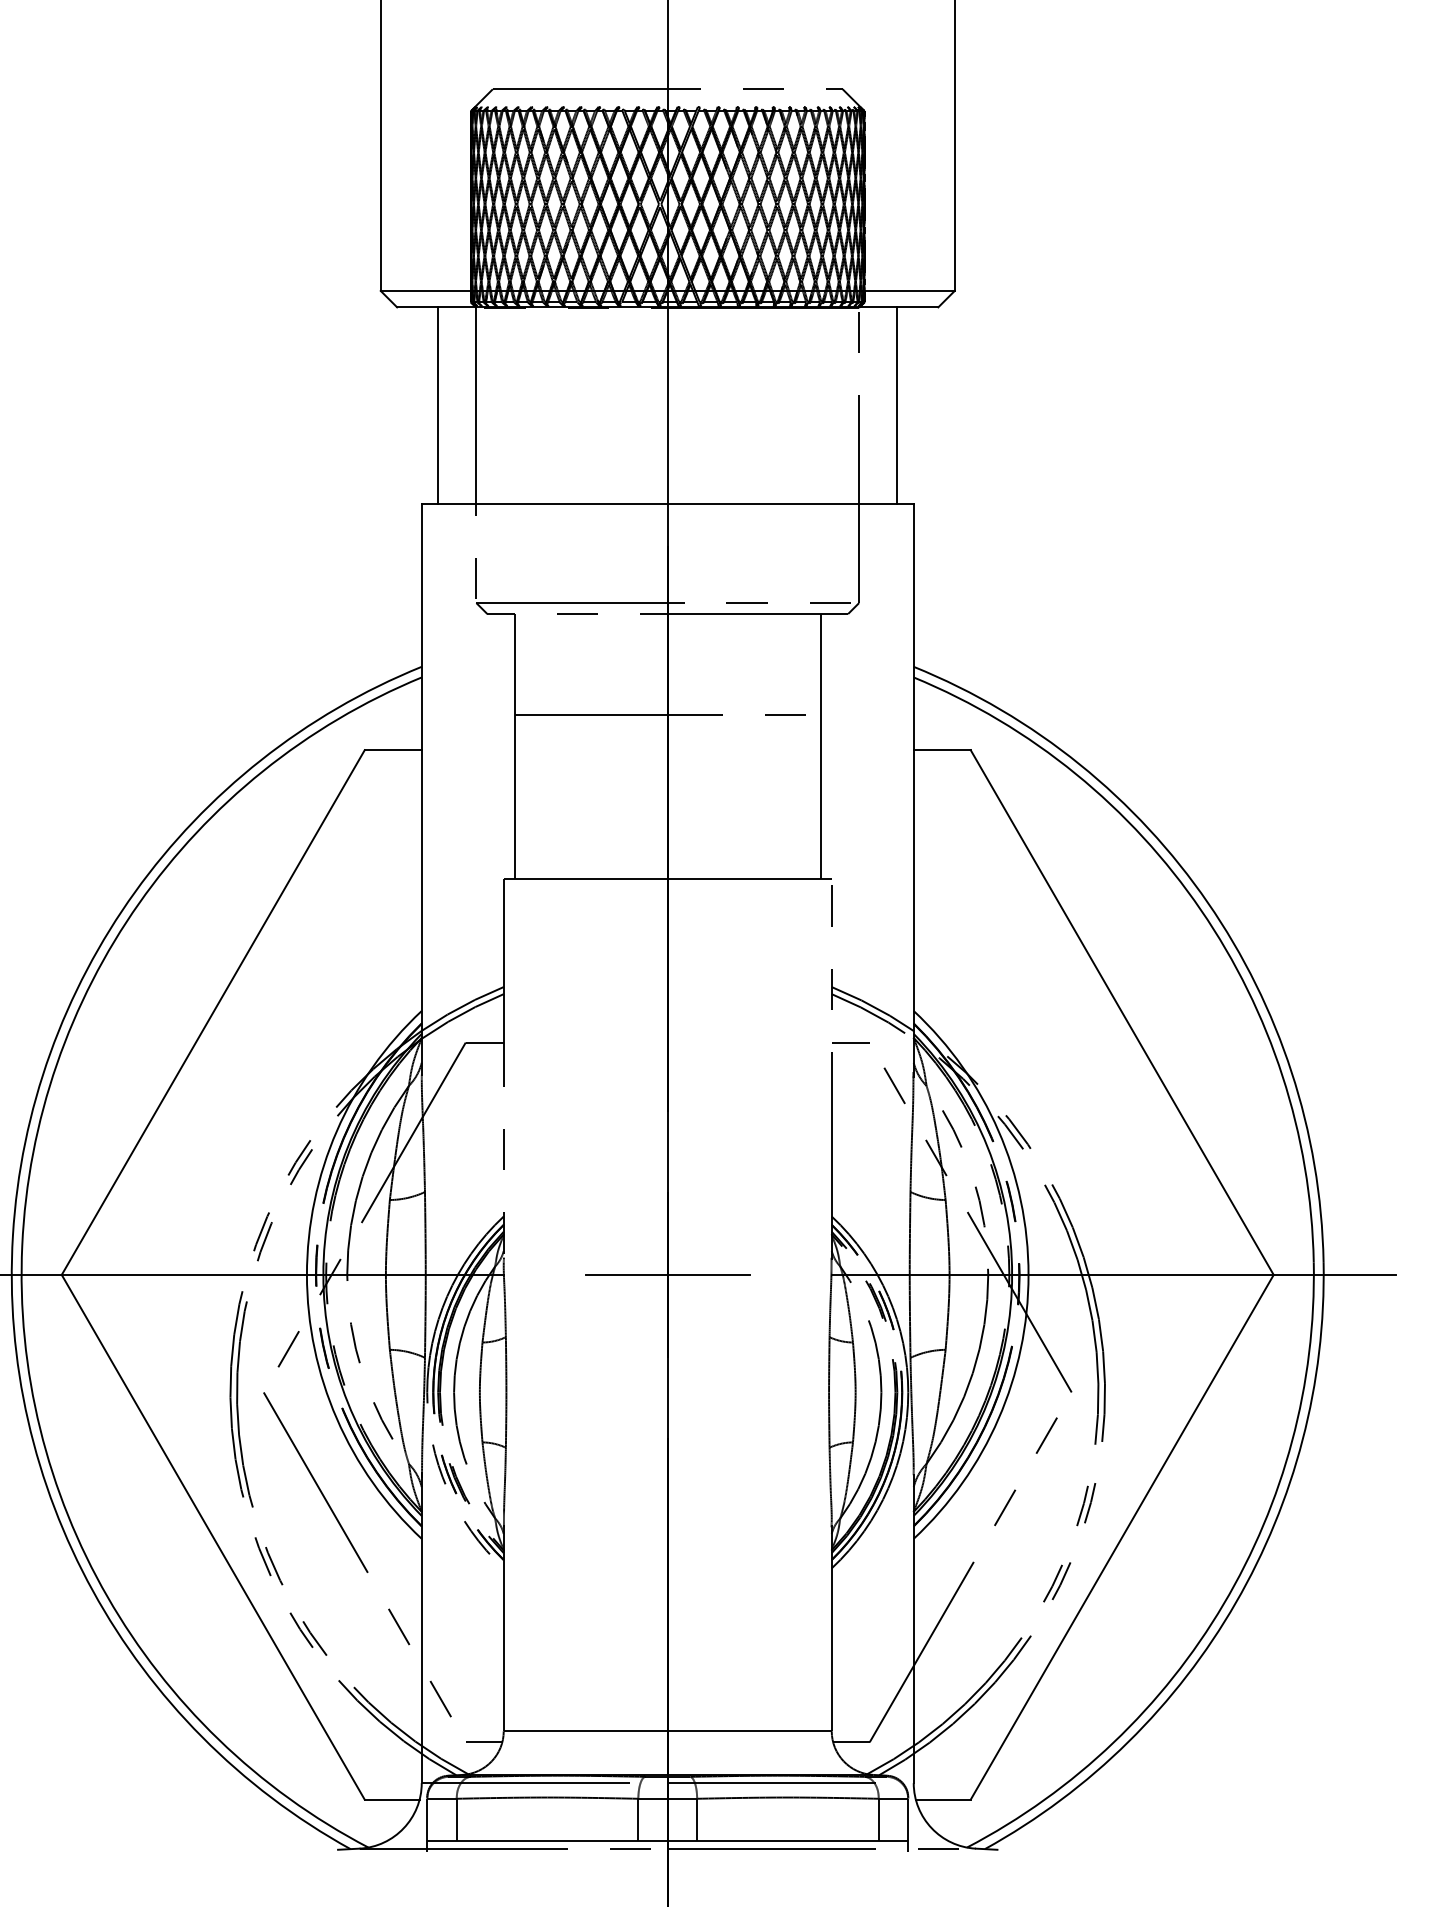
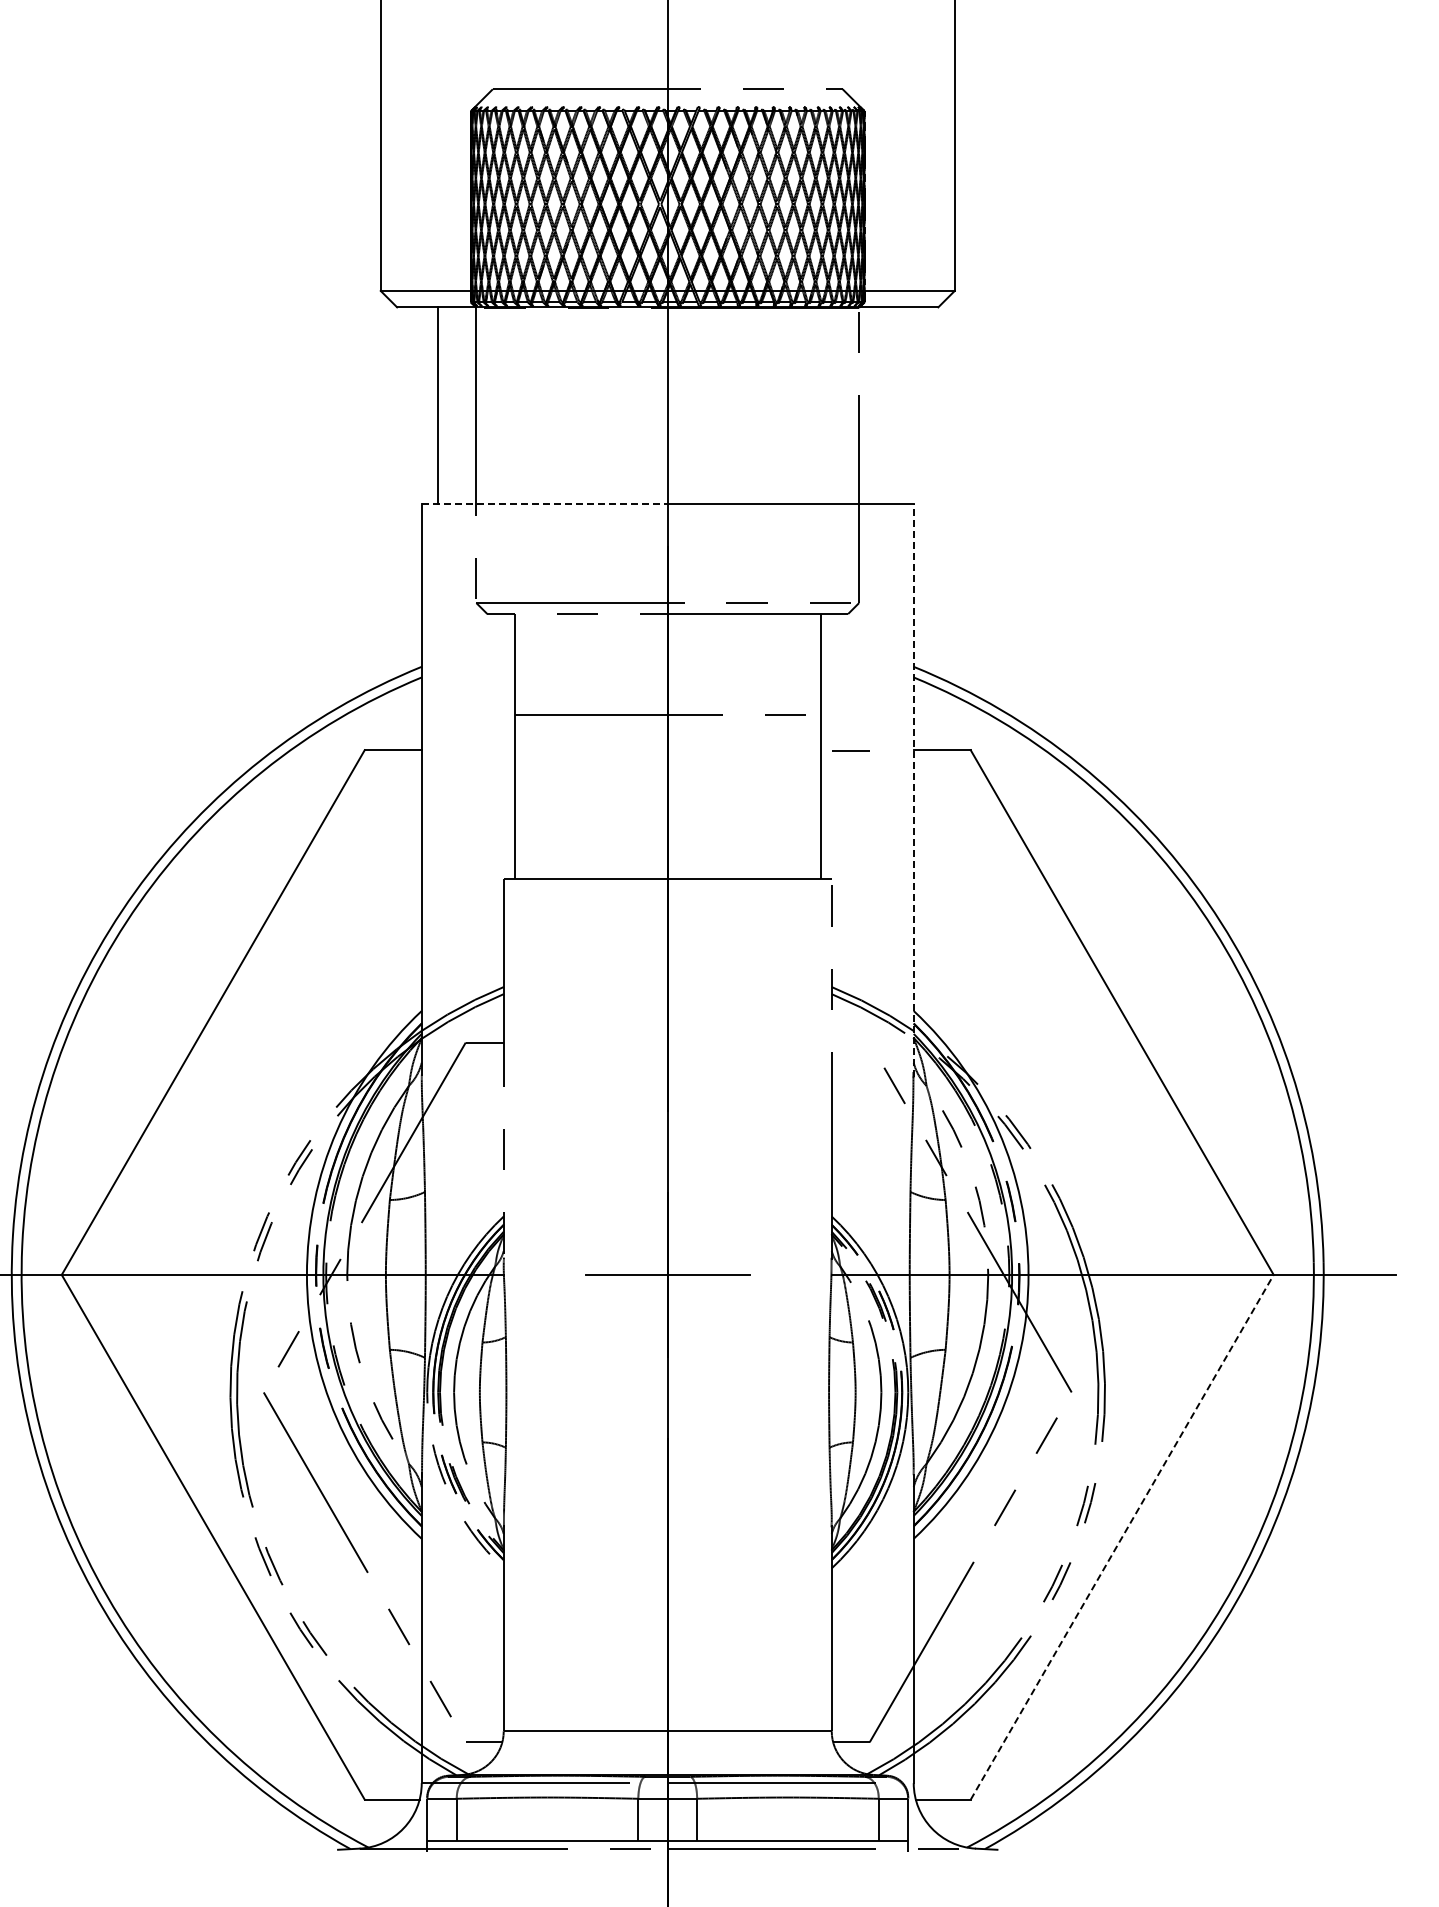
line: present -> none (897, 405)
line: solid -> dashed (544, 504)
line: solid -> dashed (913, 789)
line position: (850, 1042) -> (850, 750) (850, 750)
line: solid -> dashed (1122, 1537)
